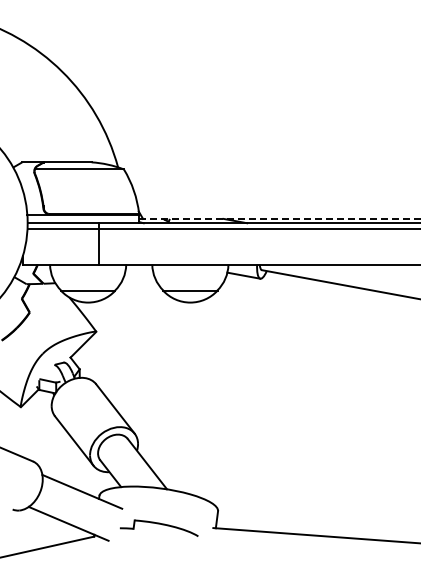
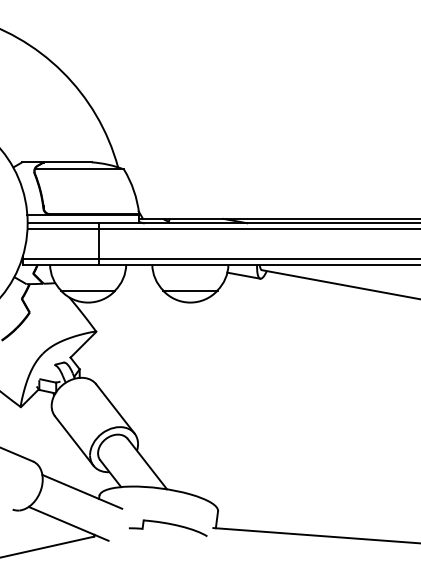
line: dashed -> solid (280, 218)
line: none -> present (219, 259)
part position: (158, 527) -> (167, 527) (167, 527)
